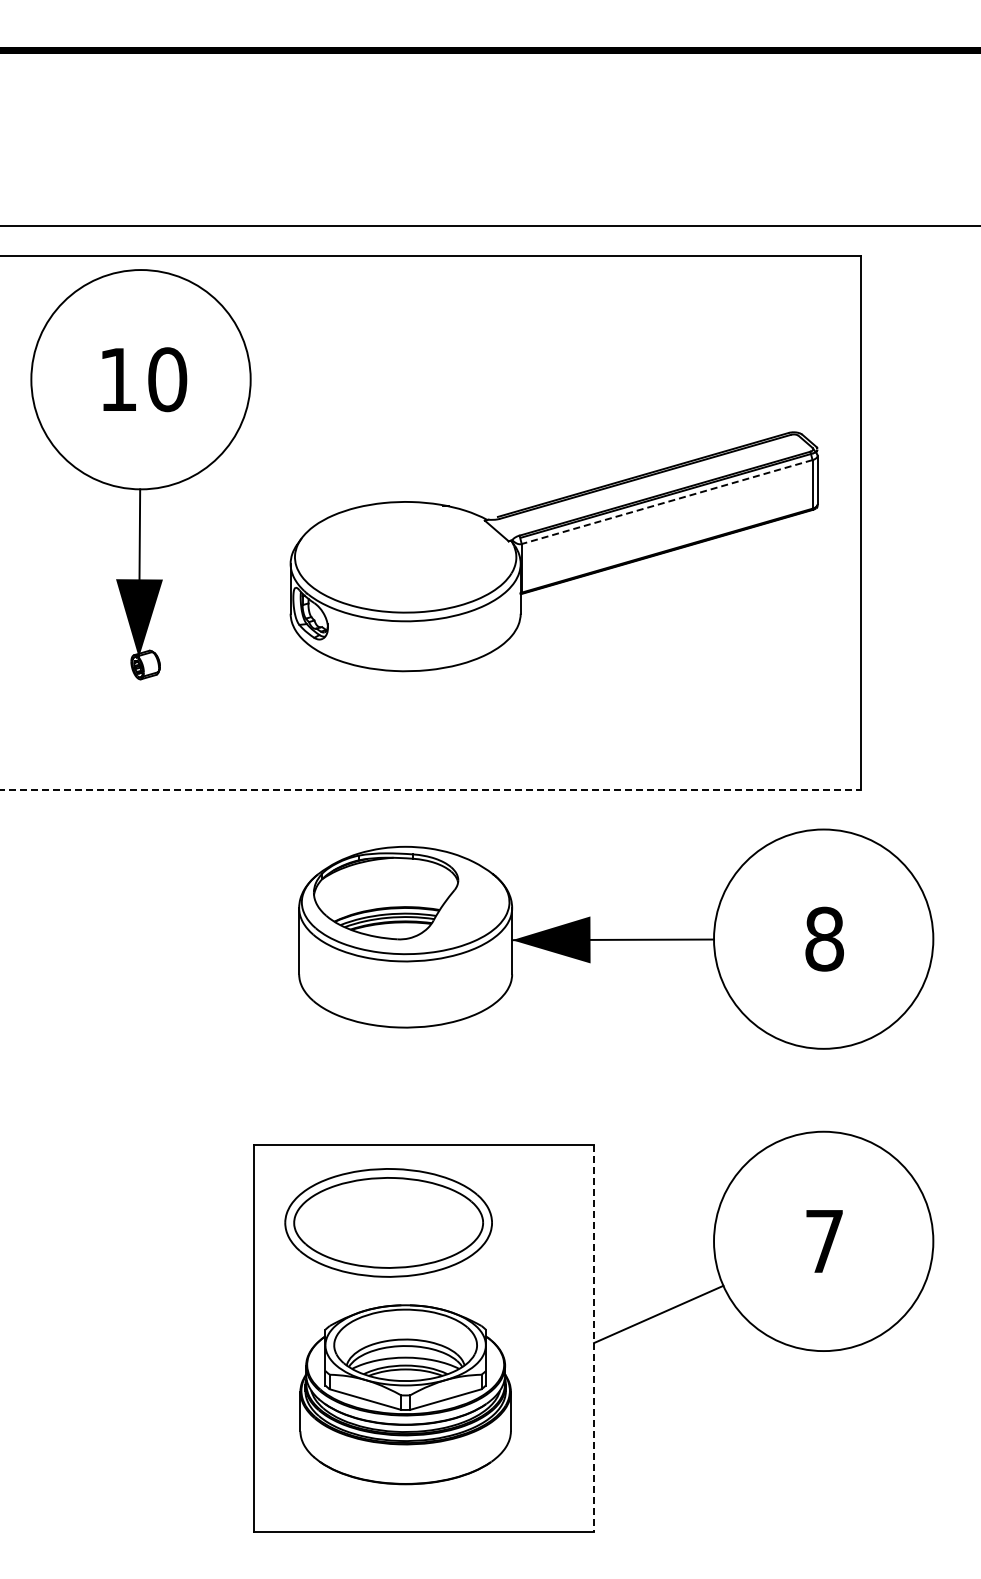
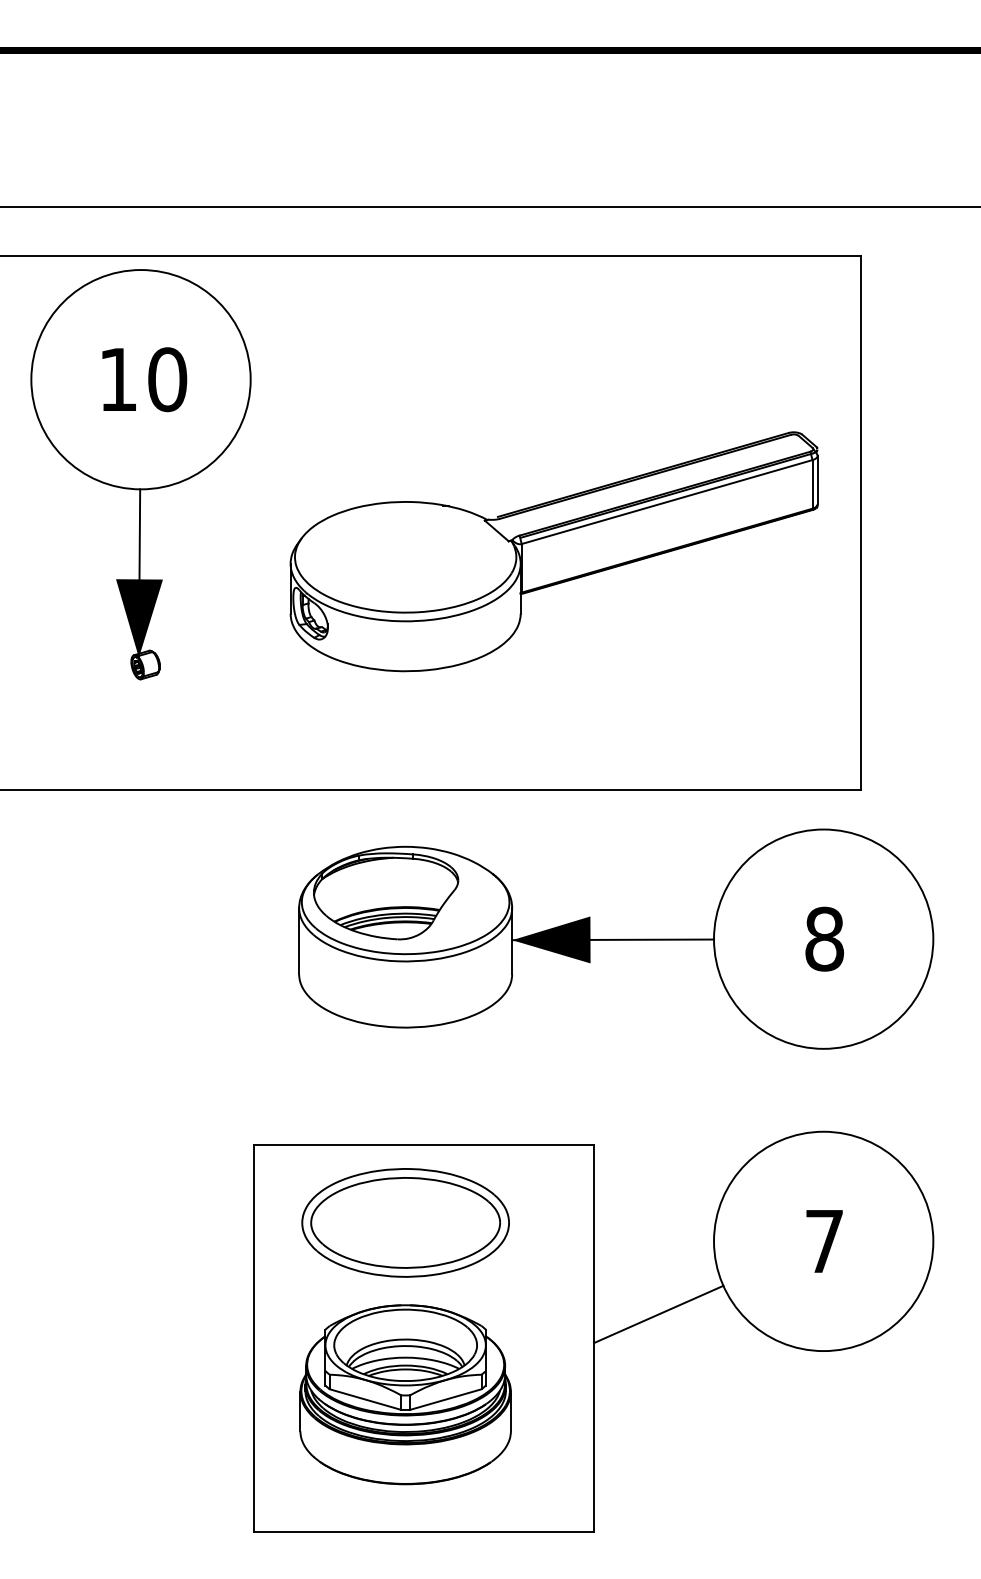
line position: (489, 226) -> (489, 207) (489, 207)
line: dashed -> solid (666, 502)
line: dashed -> solid (431, 790)
part position: (388, 1222) -> (405, 1222) (405, 1222)
line: dashed -> solid (593, 1338)
